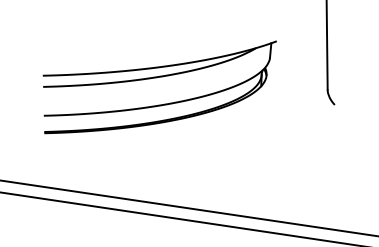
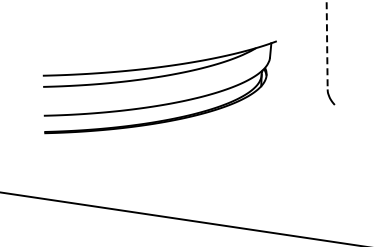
line: solid -> dashed (327, 44)
line: present -> none (188, 207)
